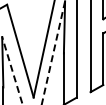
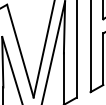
line: dashed -> solid (53, 52)
line: dashed -> solid (12, 70)
